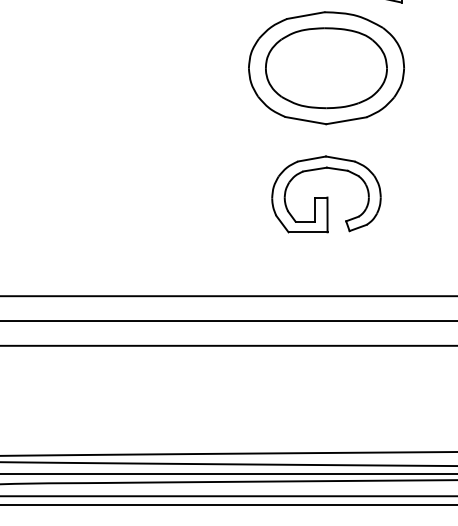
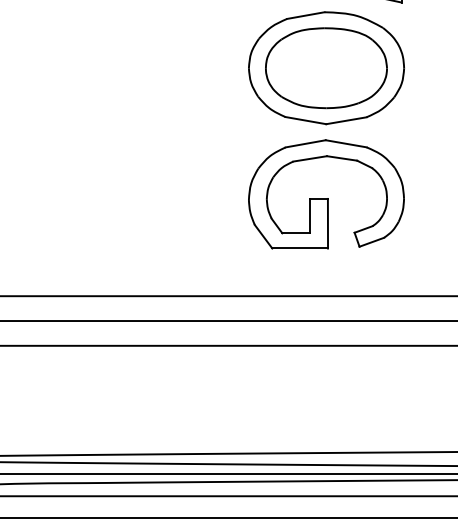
part size: 111x79 px -> 157x111 px (326, 194)
line position: (228, 505) -> (228, 518) (228, 518)
